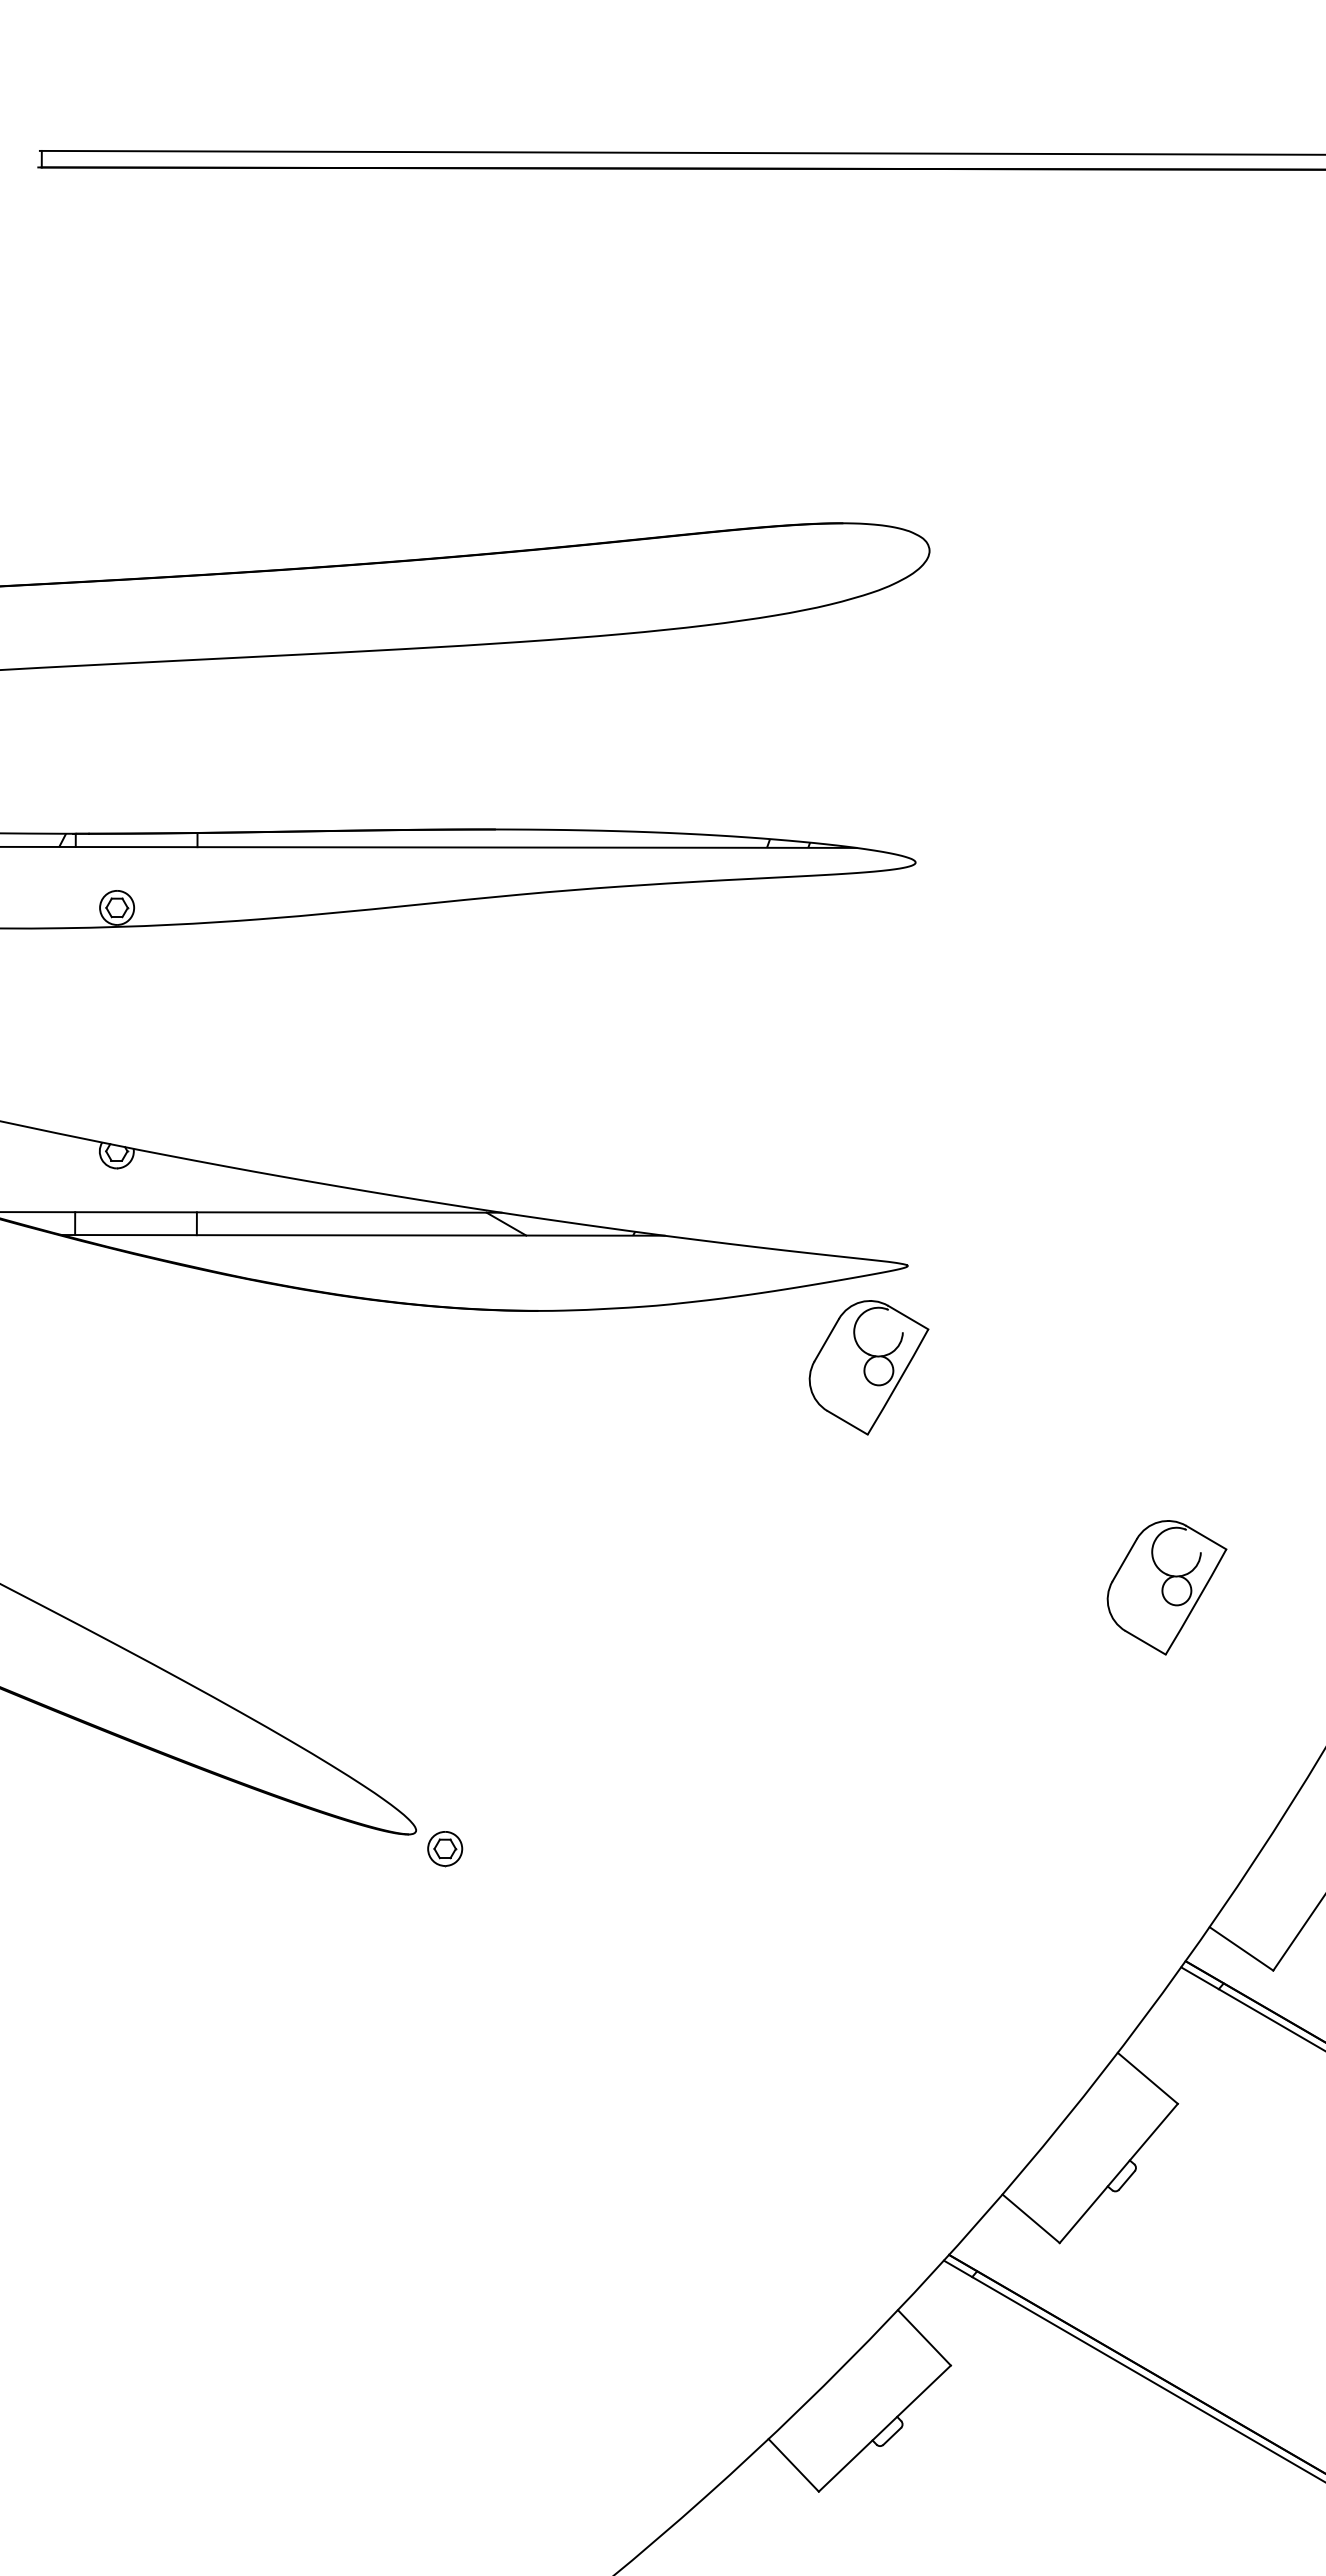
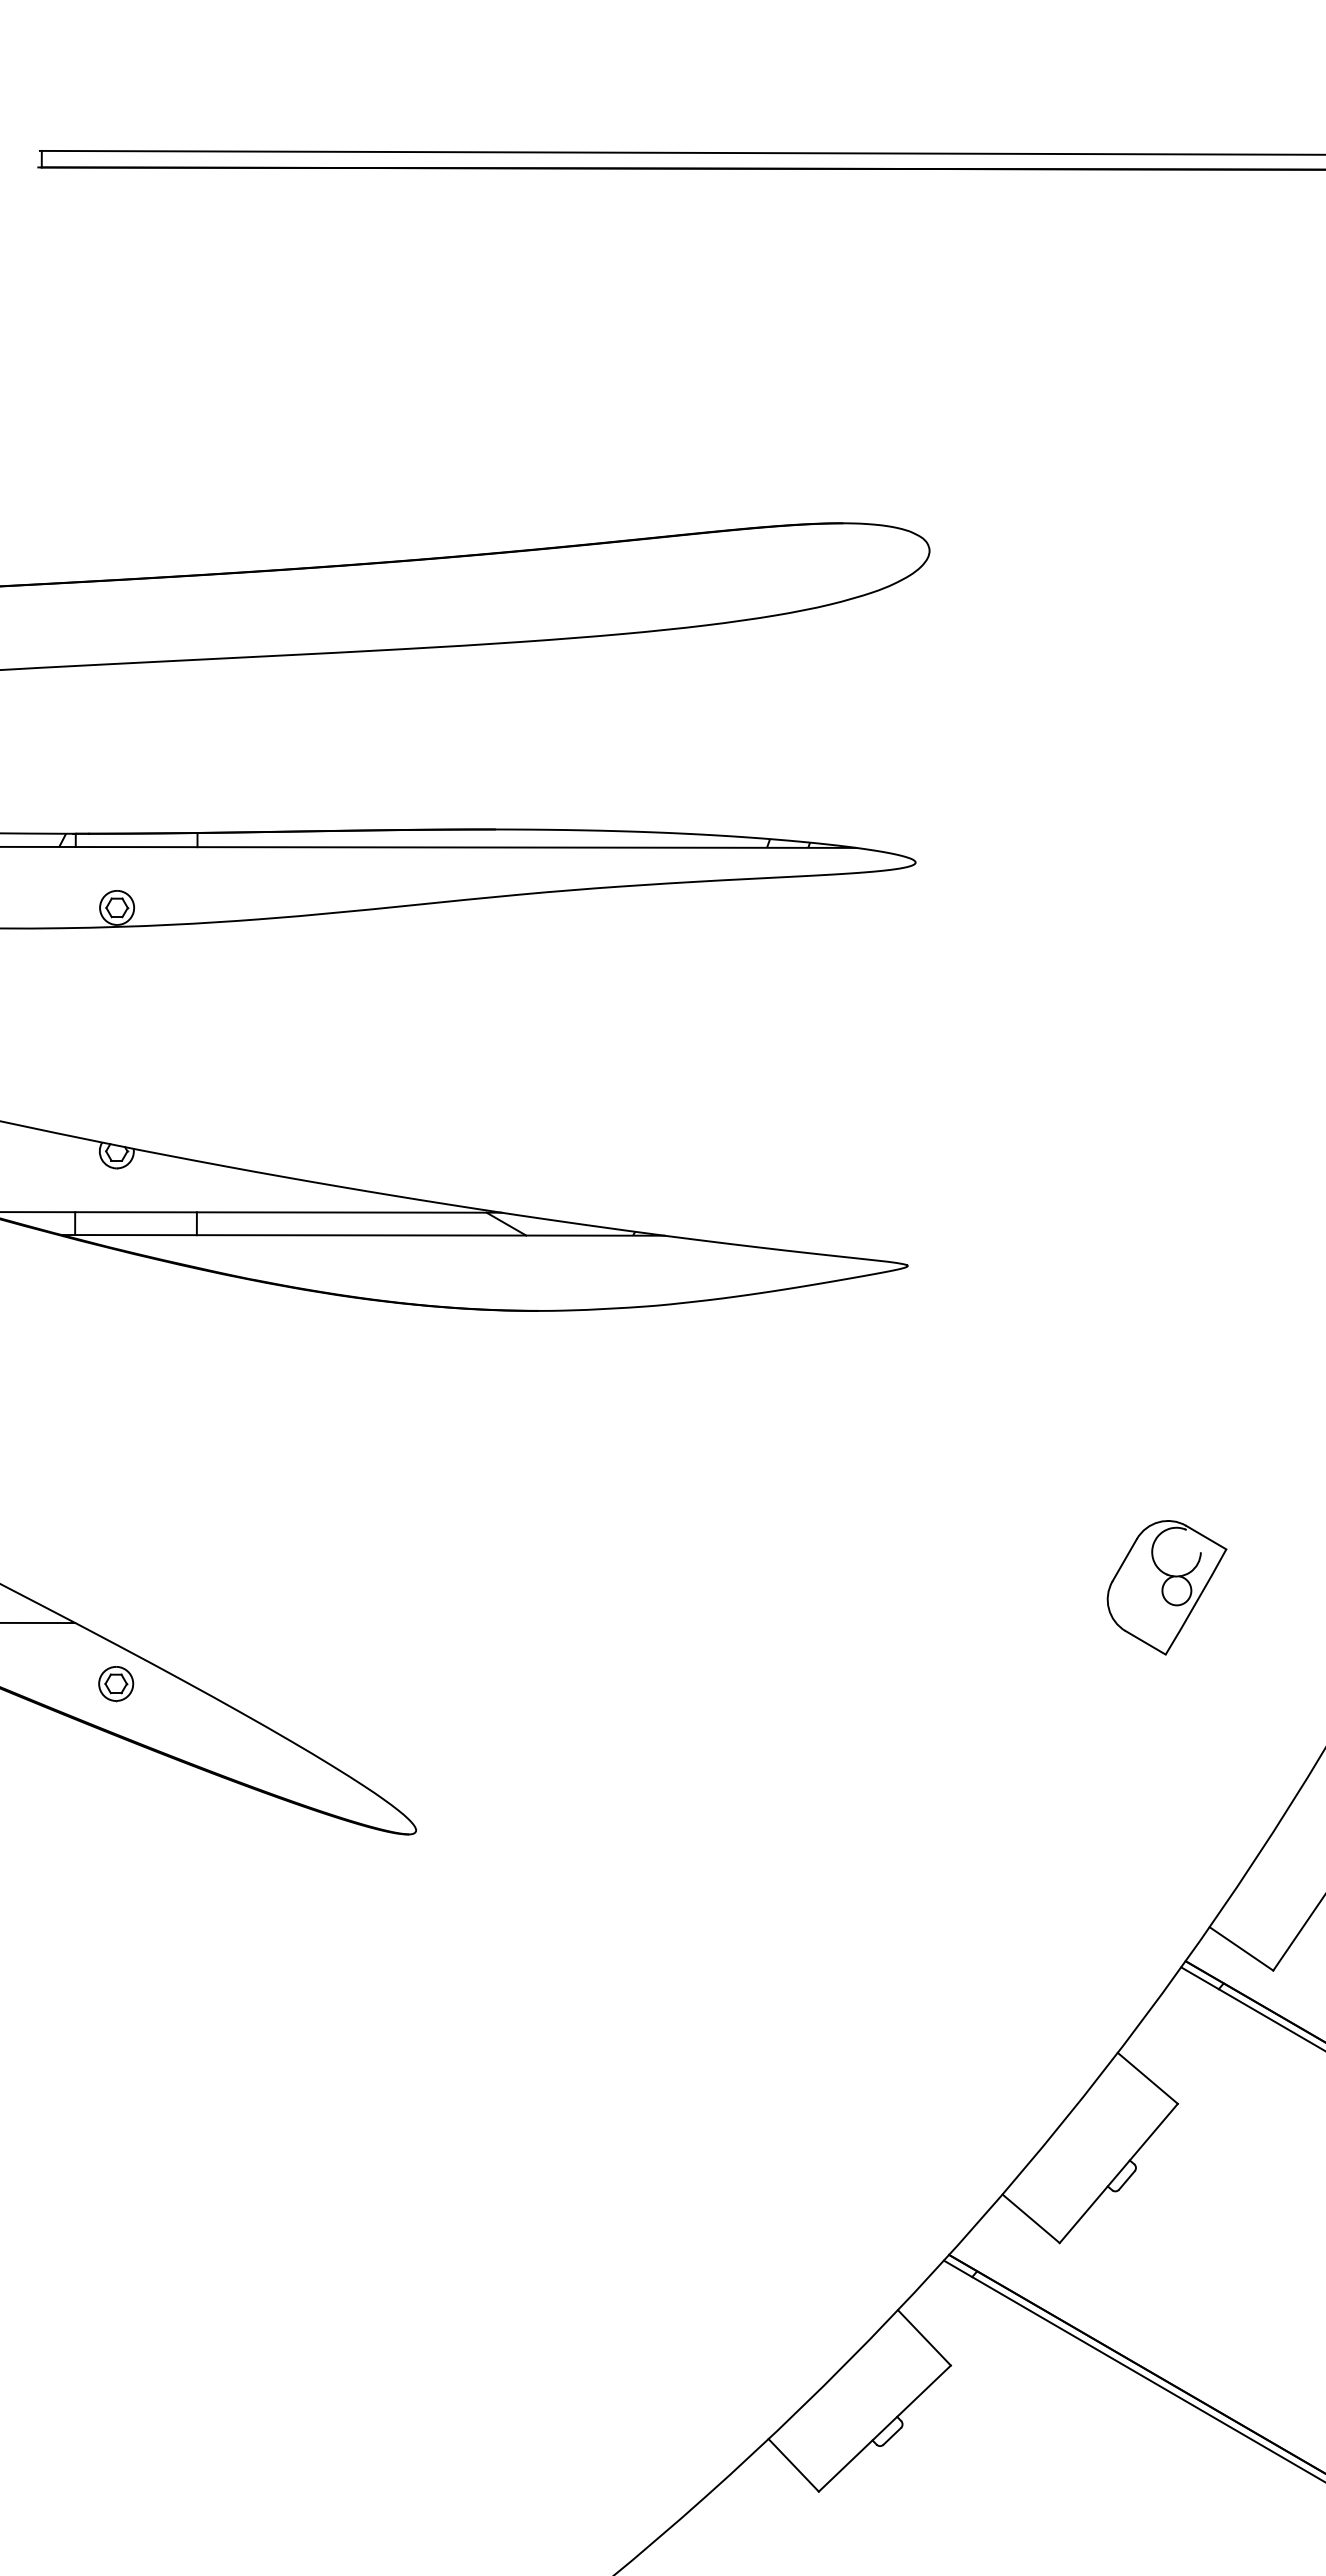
part: present -> none (868, 1367)
line: none -> present (38, 1622)
part position: (445, 1849) -> (116, 1684) (116, 1684)
